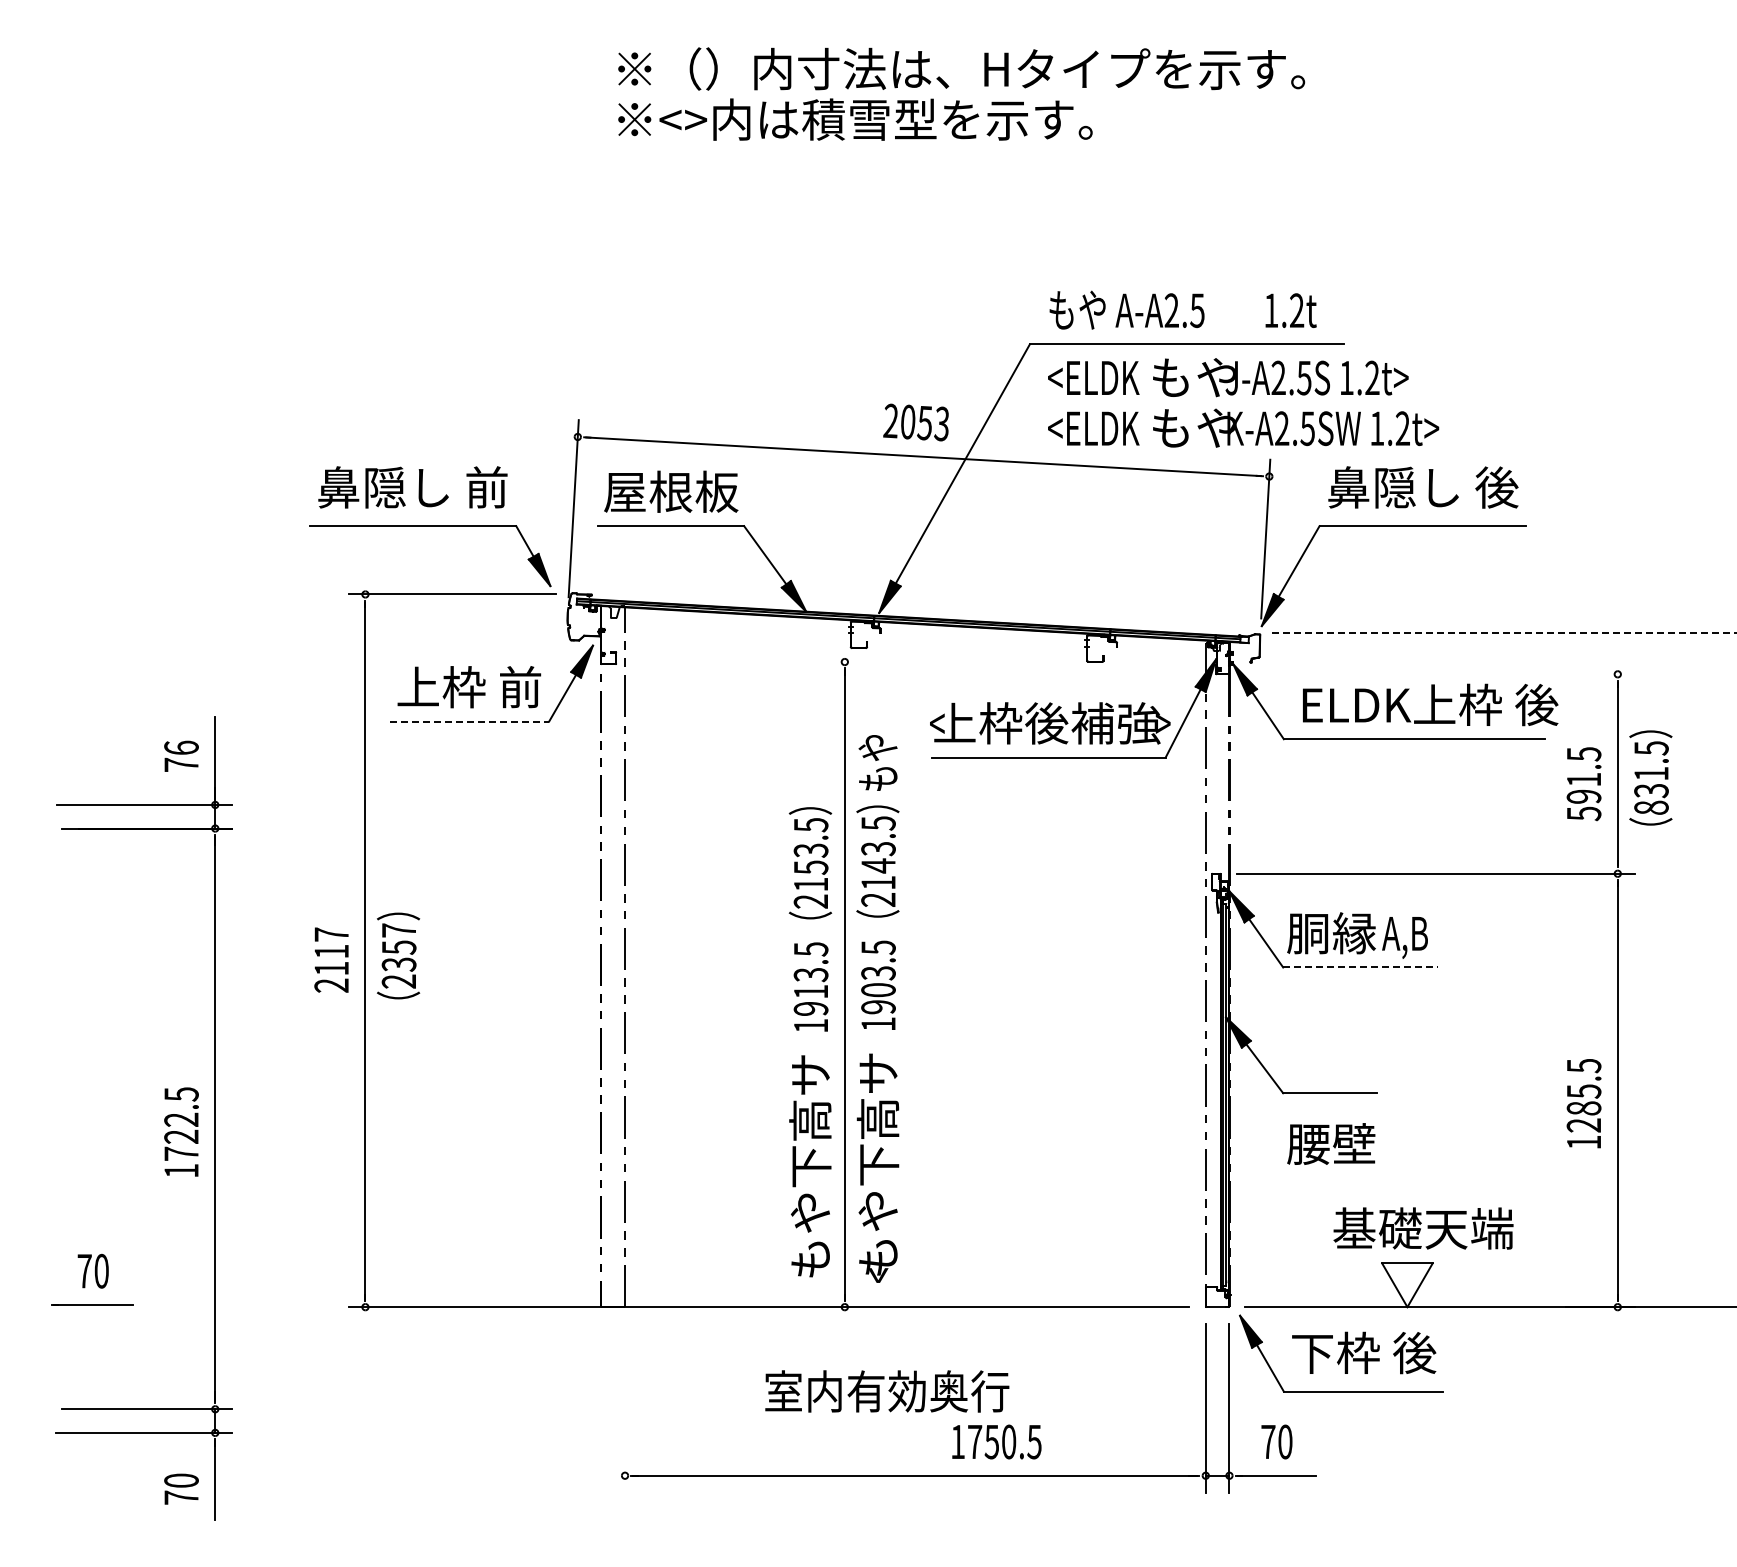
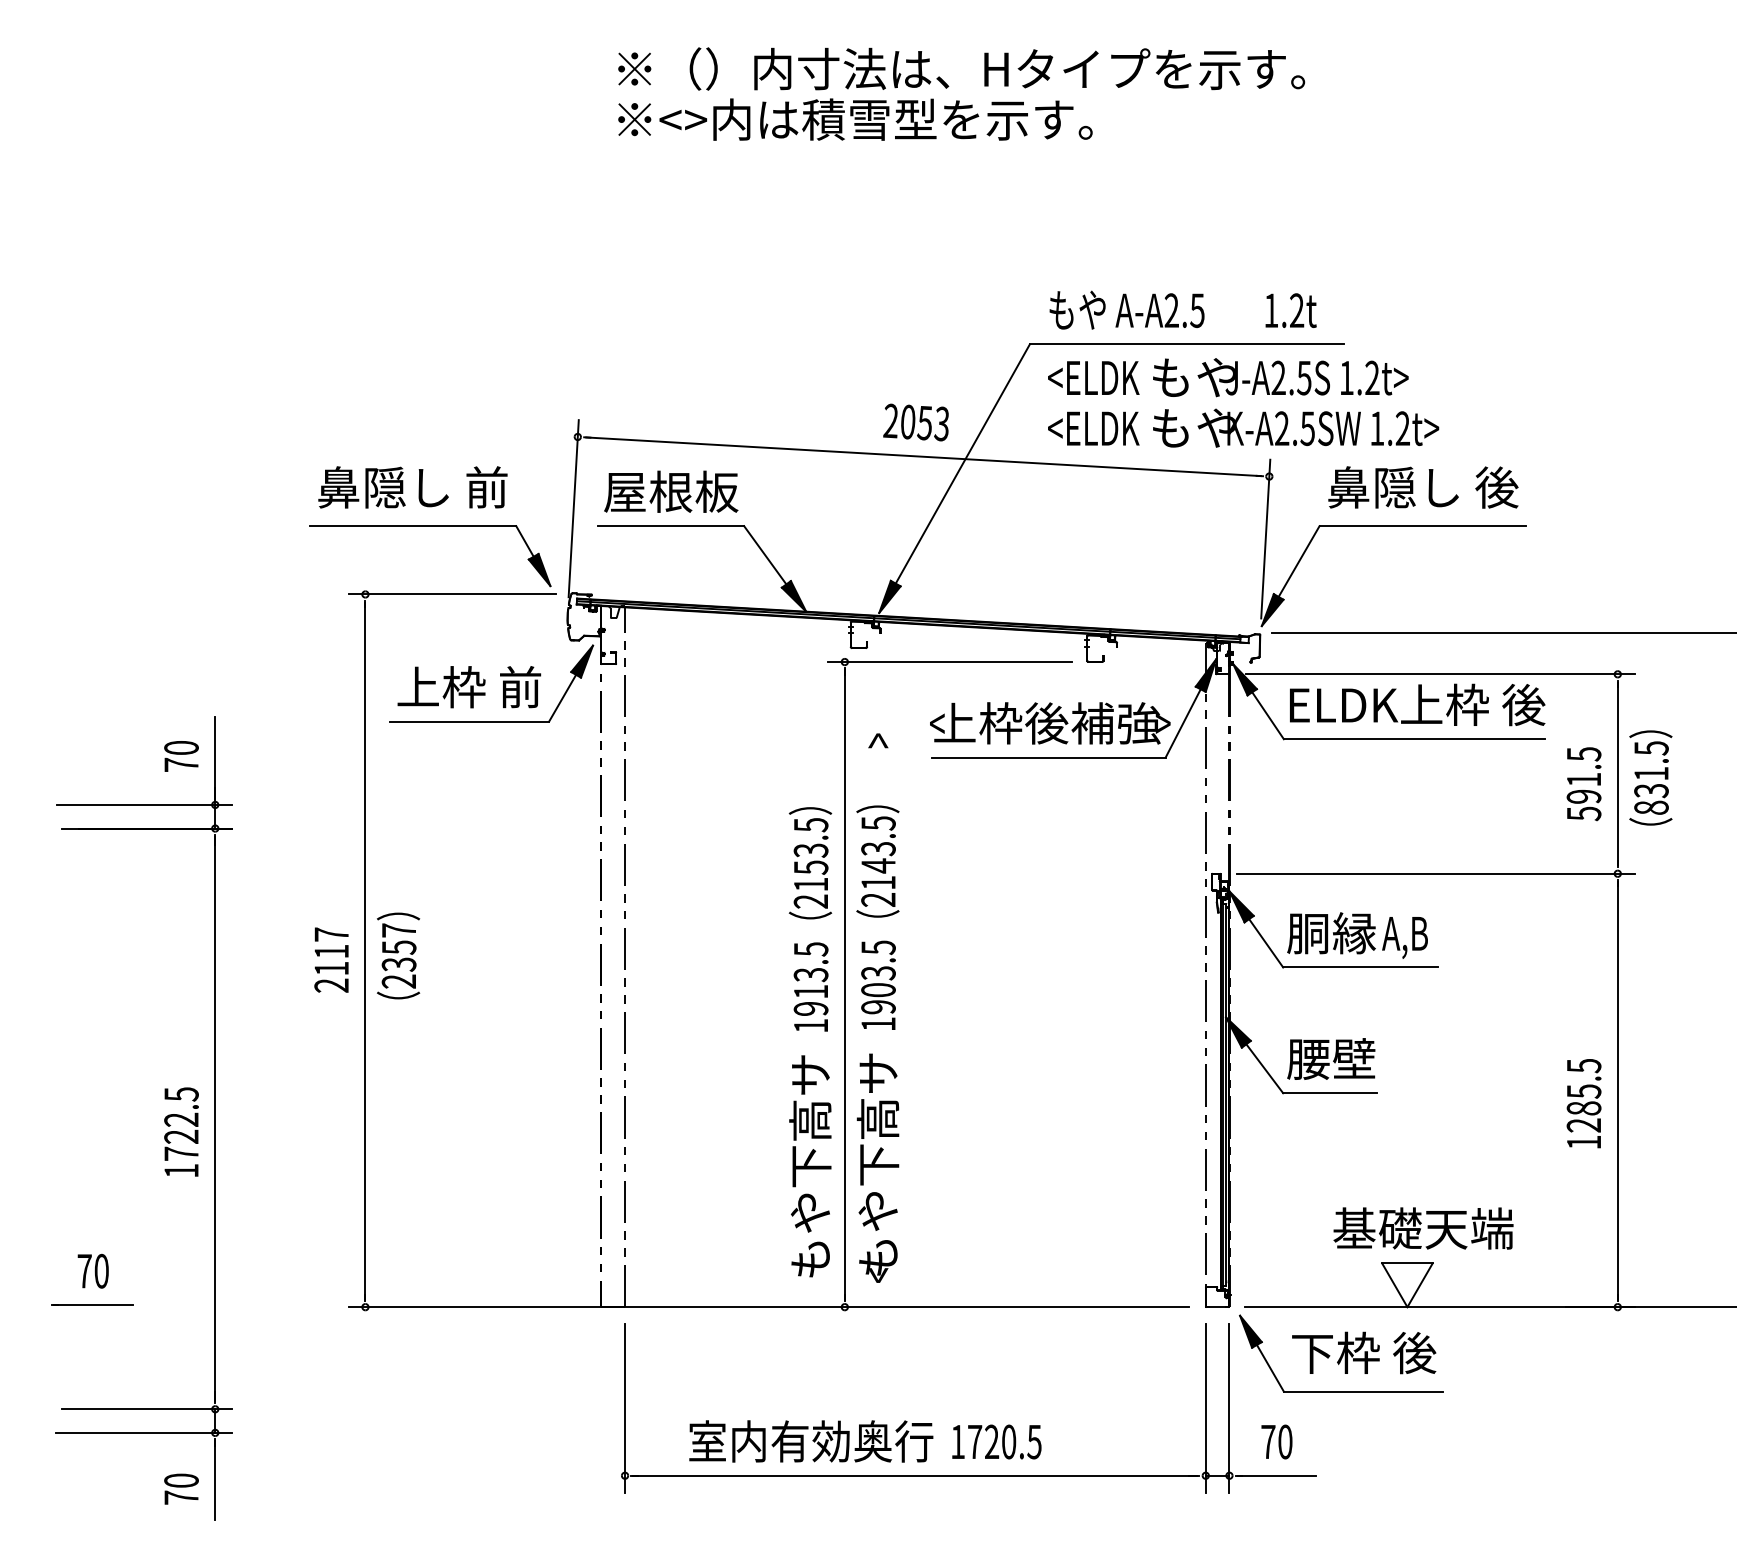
line: dashed -> solid (1504, 632)
line: none -> present (949, 662)
line: none -> present (1439, 674)
text position: (1430, 704) -> (1417, 704) (1417, 704)
line: dashed -> solid (469, 721)
text: 76 -> 70 (181, 747)
text: もや -> > (877, 761)
line: dashed -> solid (1360, 967)
text position: (1331, 1143) -> (1331, 1058) (1331, 1058)
text position: (887, 1391) -> (811, 1441) (811, 1441)
line: none -> present (625, 1408)
text: 1750.5 -> 1720.5 (991, 1441)
